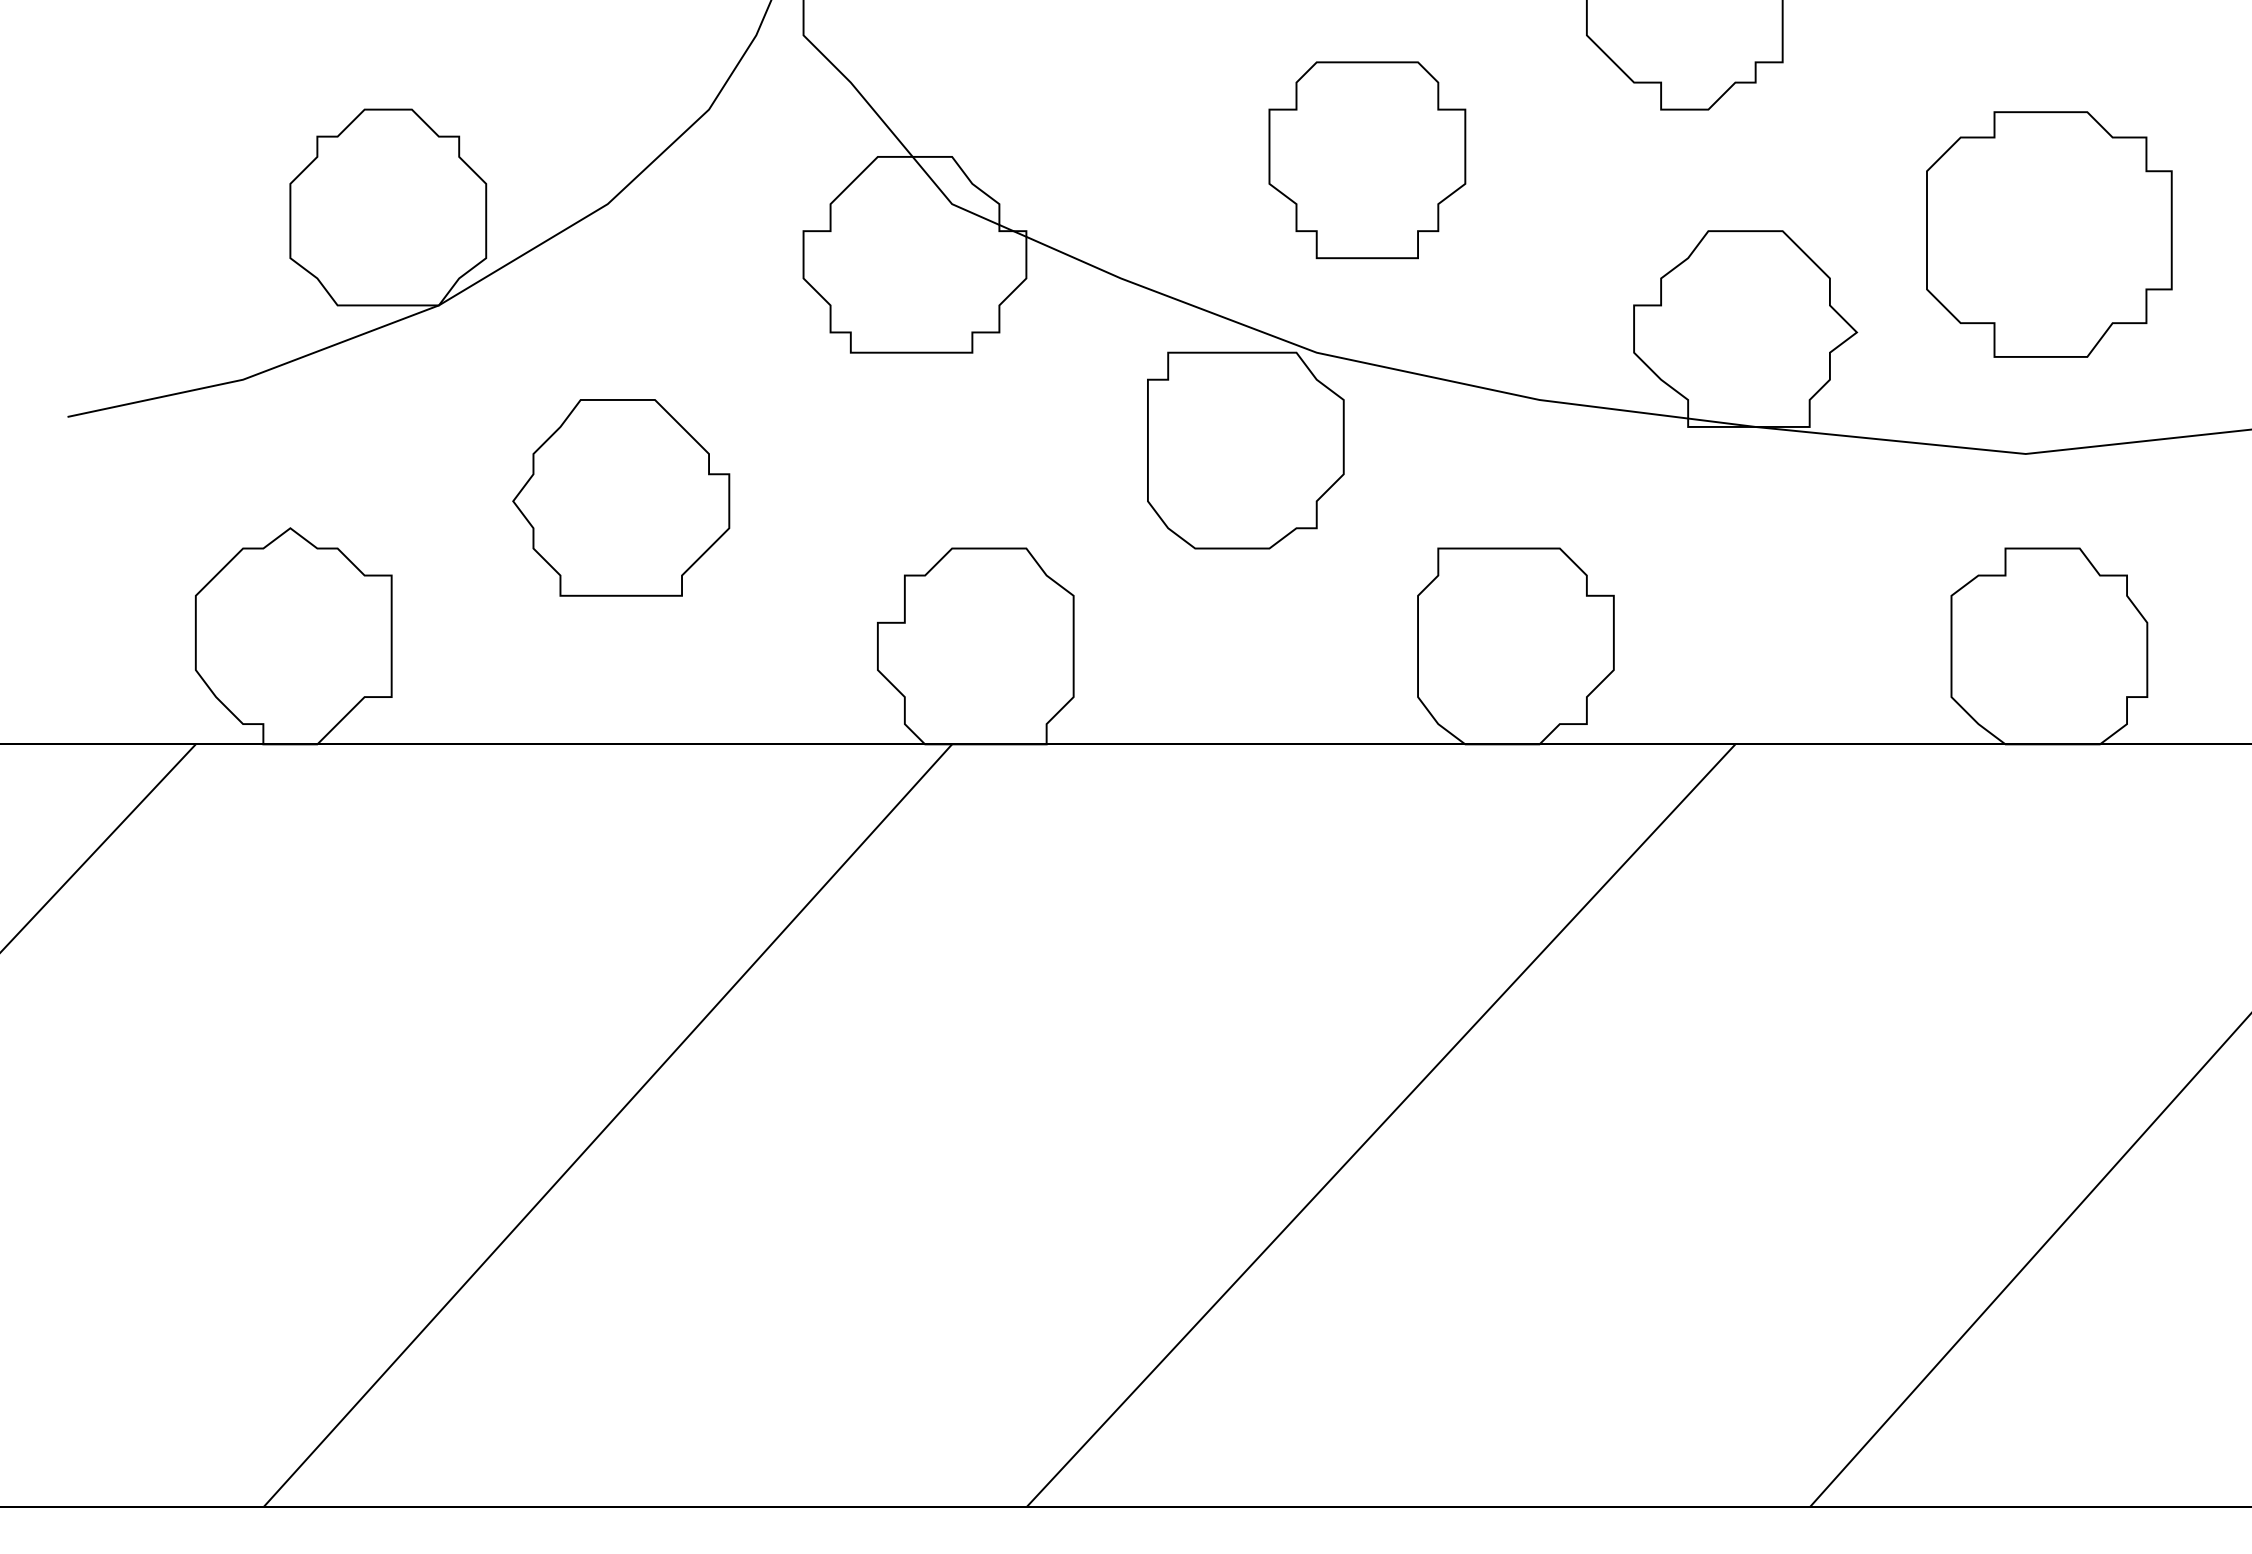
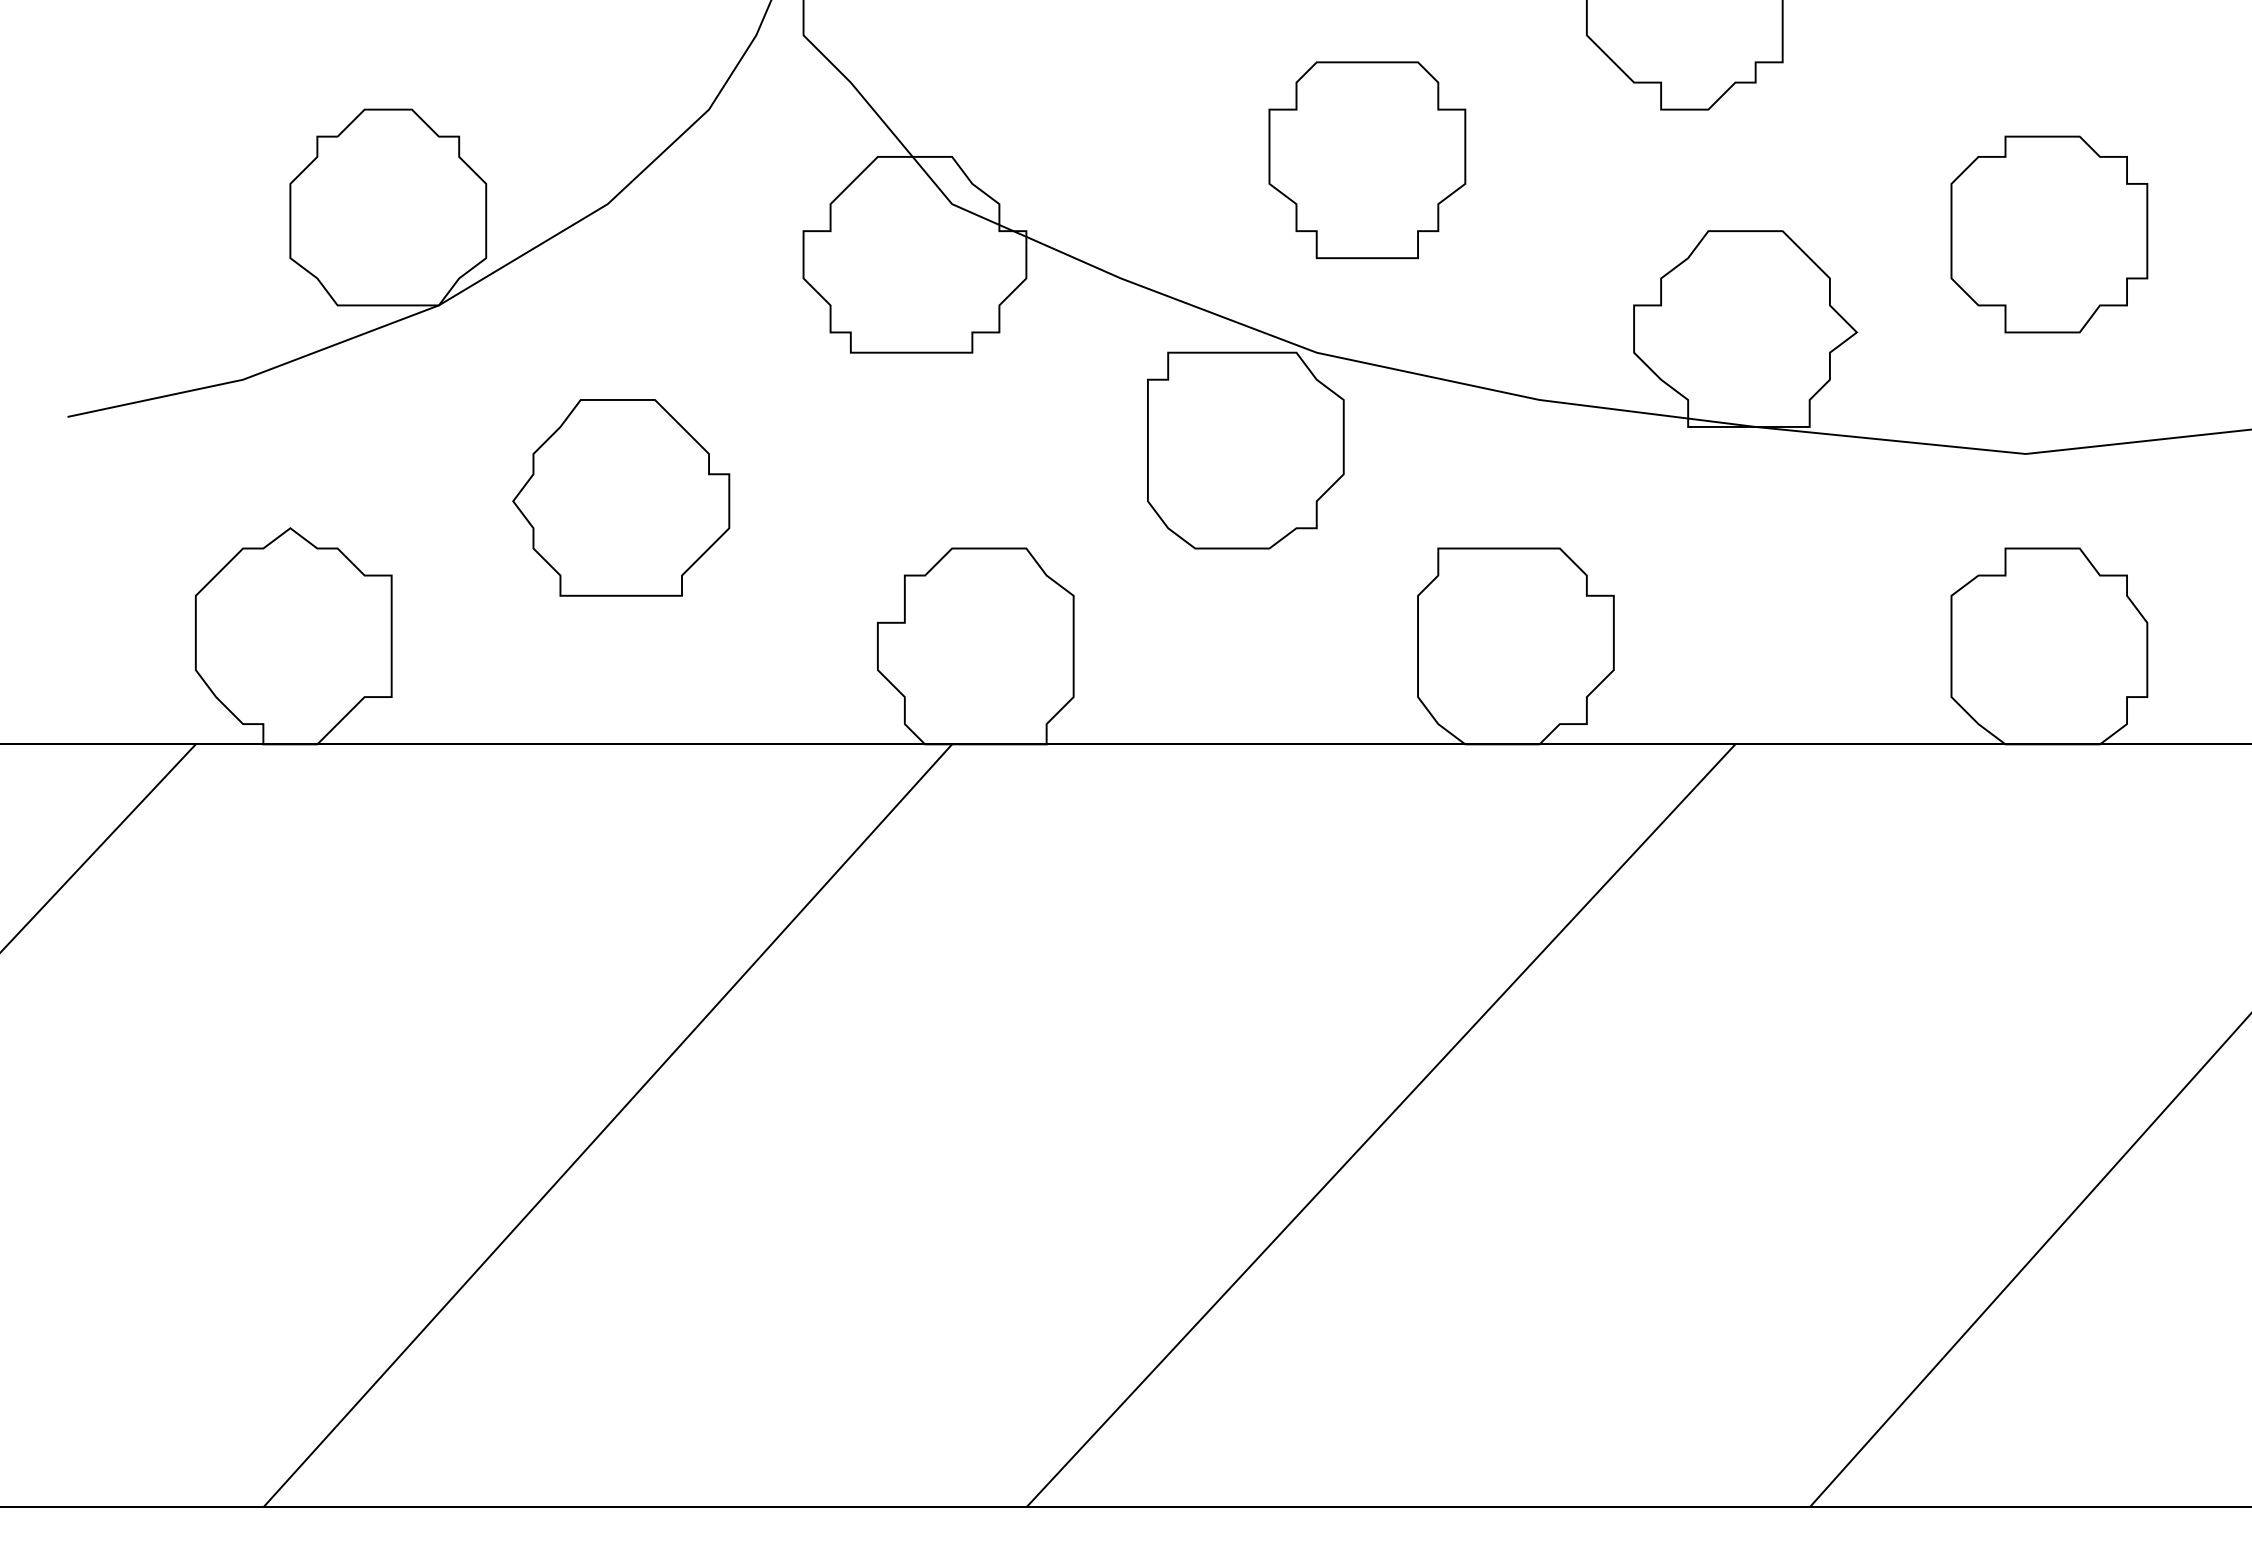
part size: 247x247 px -> 199x199 px (2049, 234)
